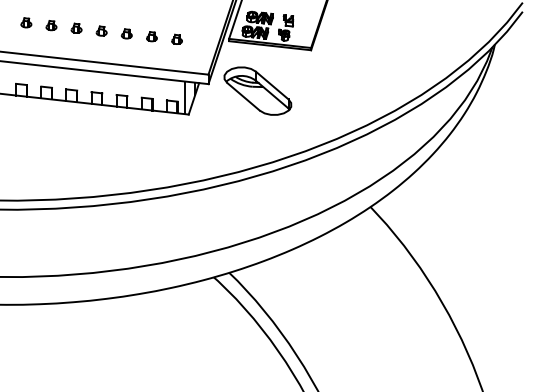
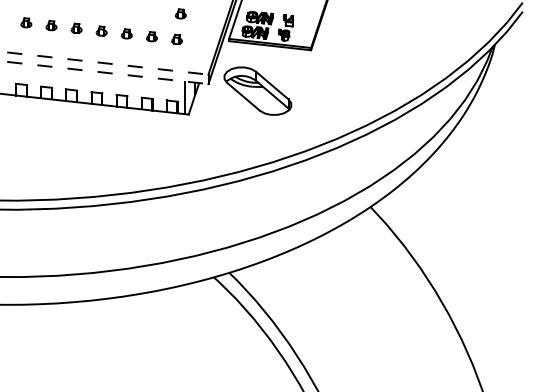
part: none -> present (180, 13)
line: solid -> dashed (104, 63)
line: solid -> dashed (104, 72)
